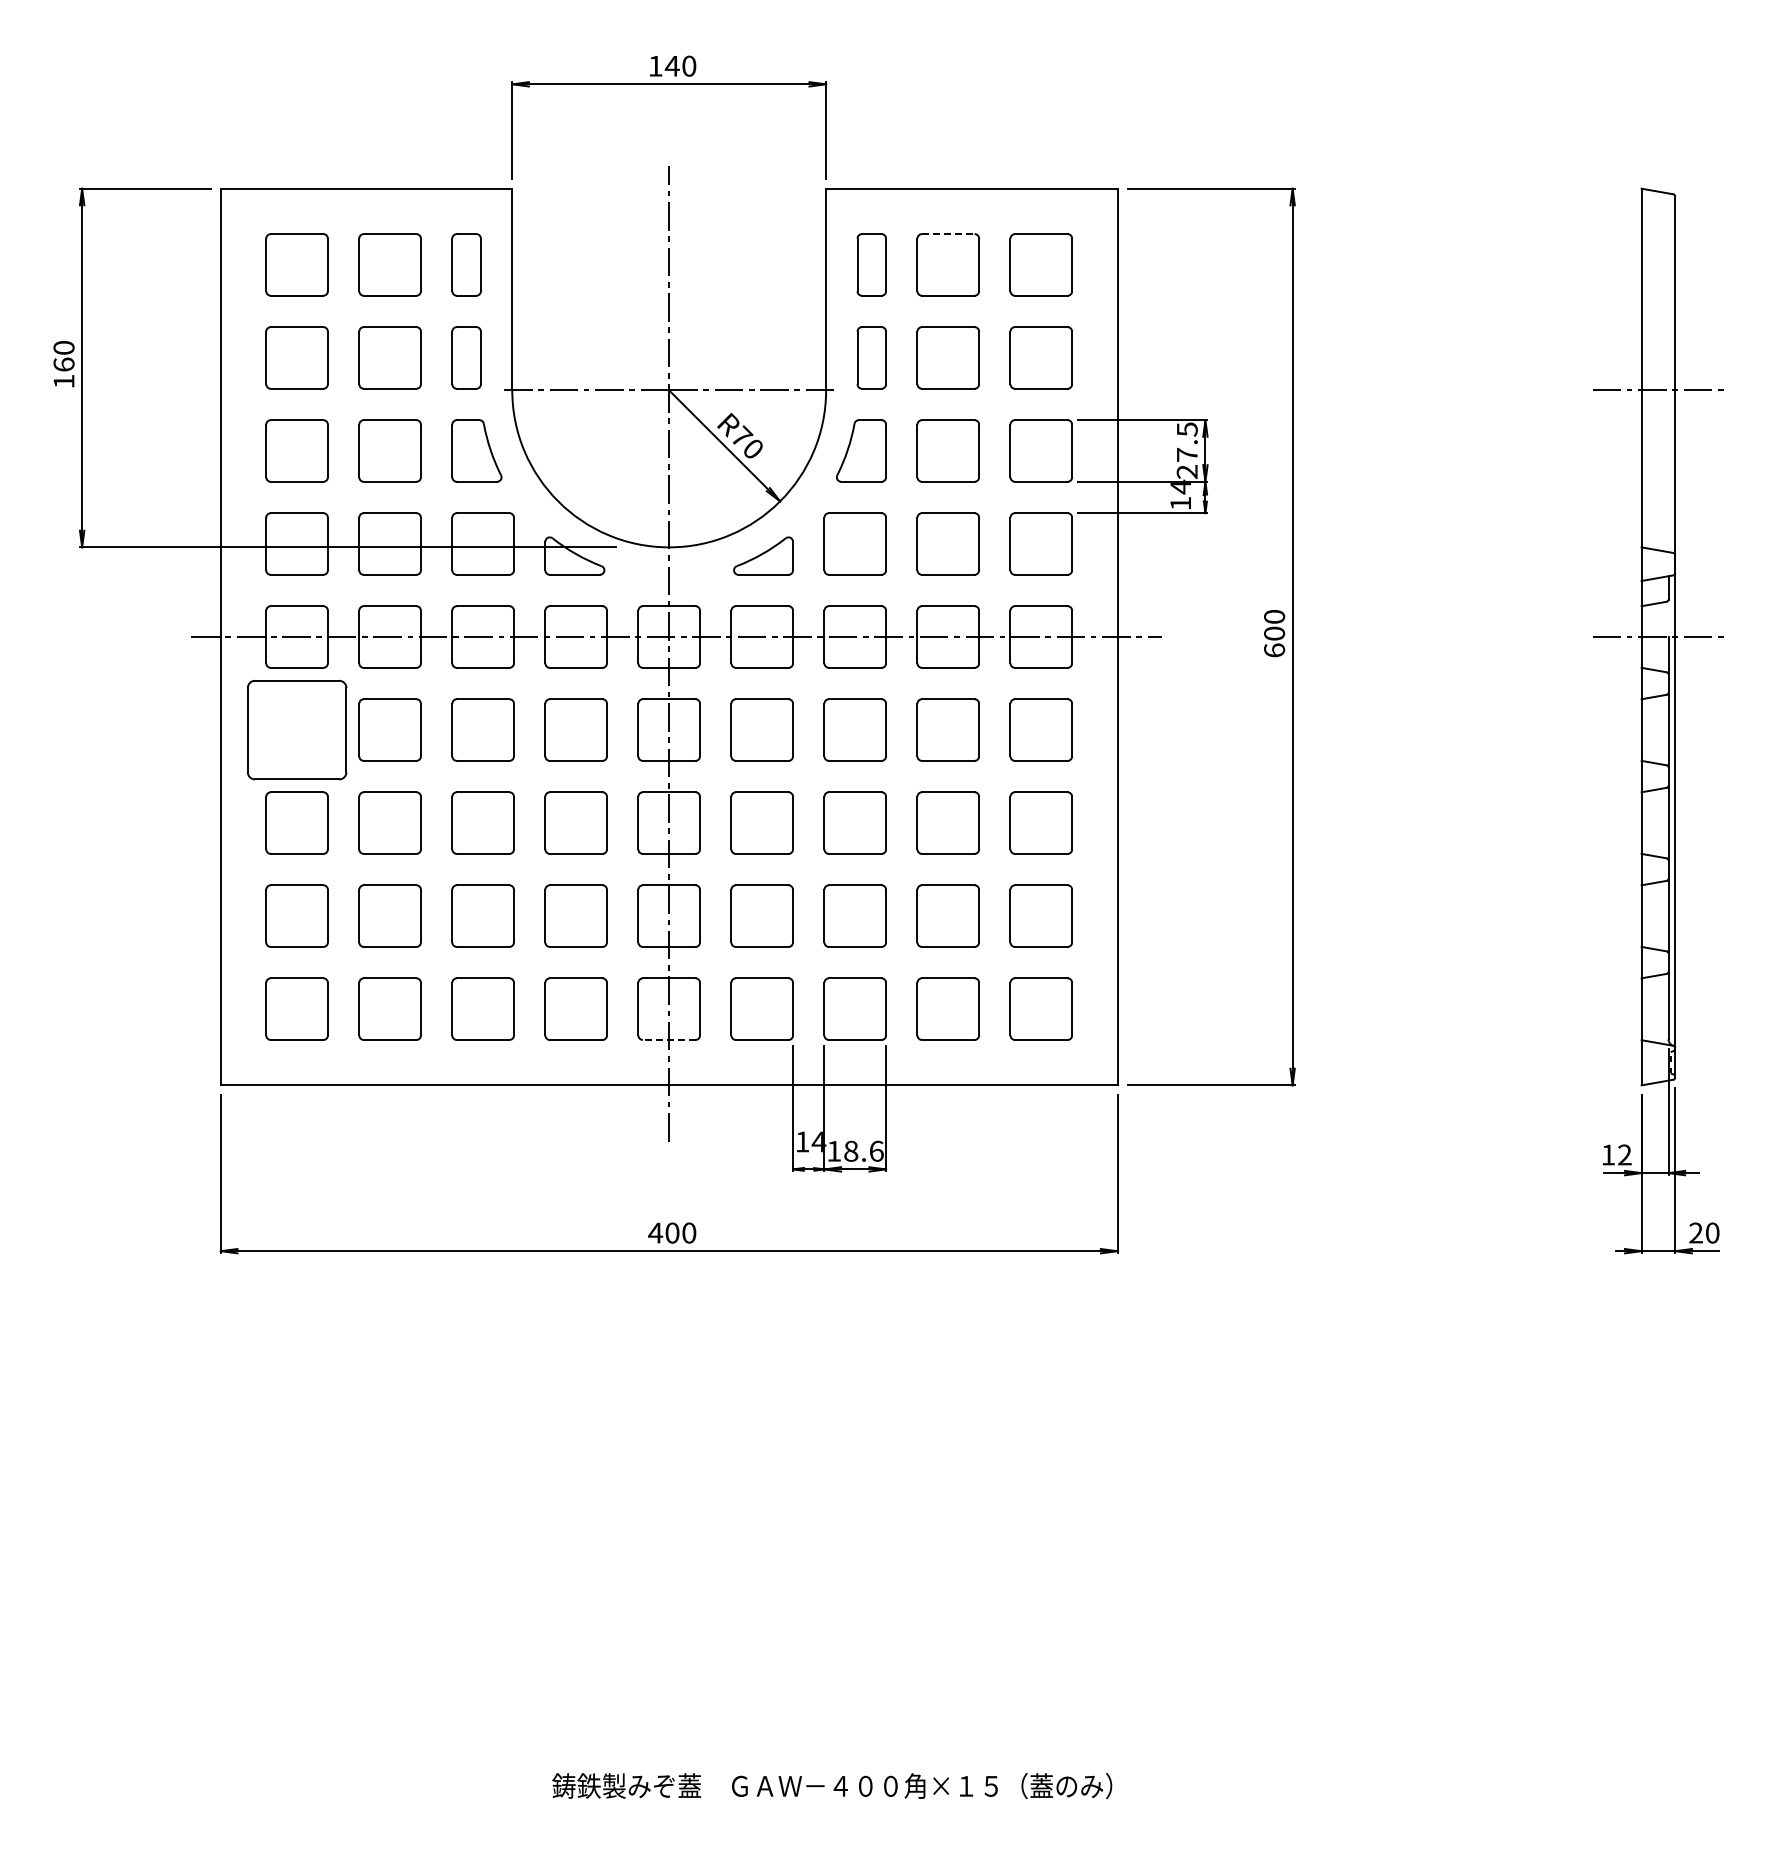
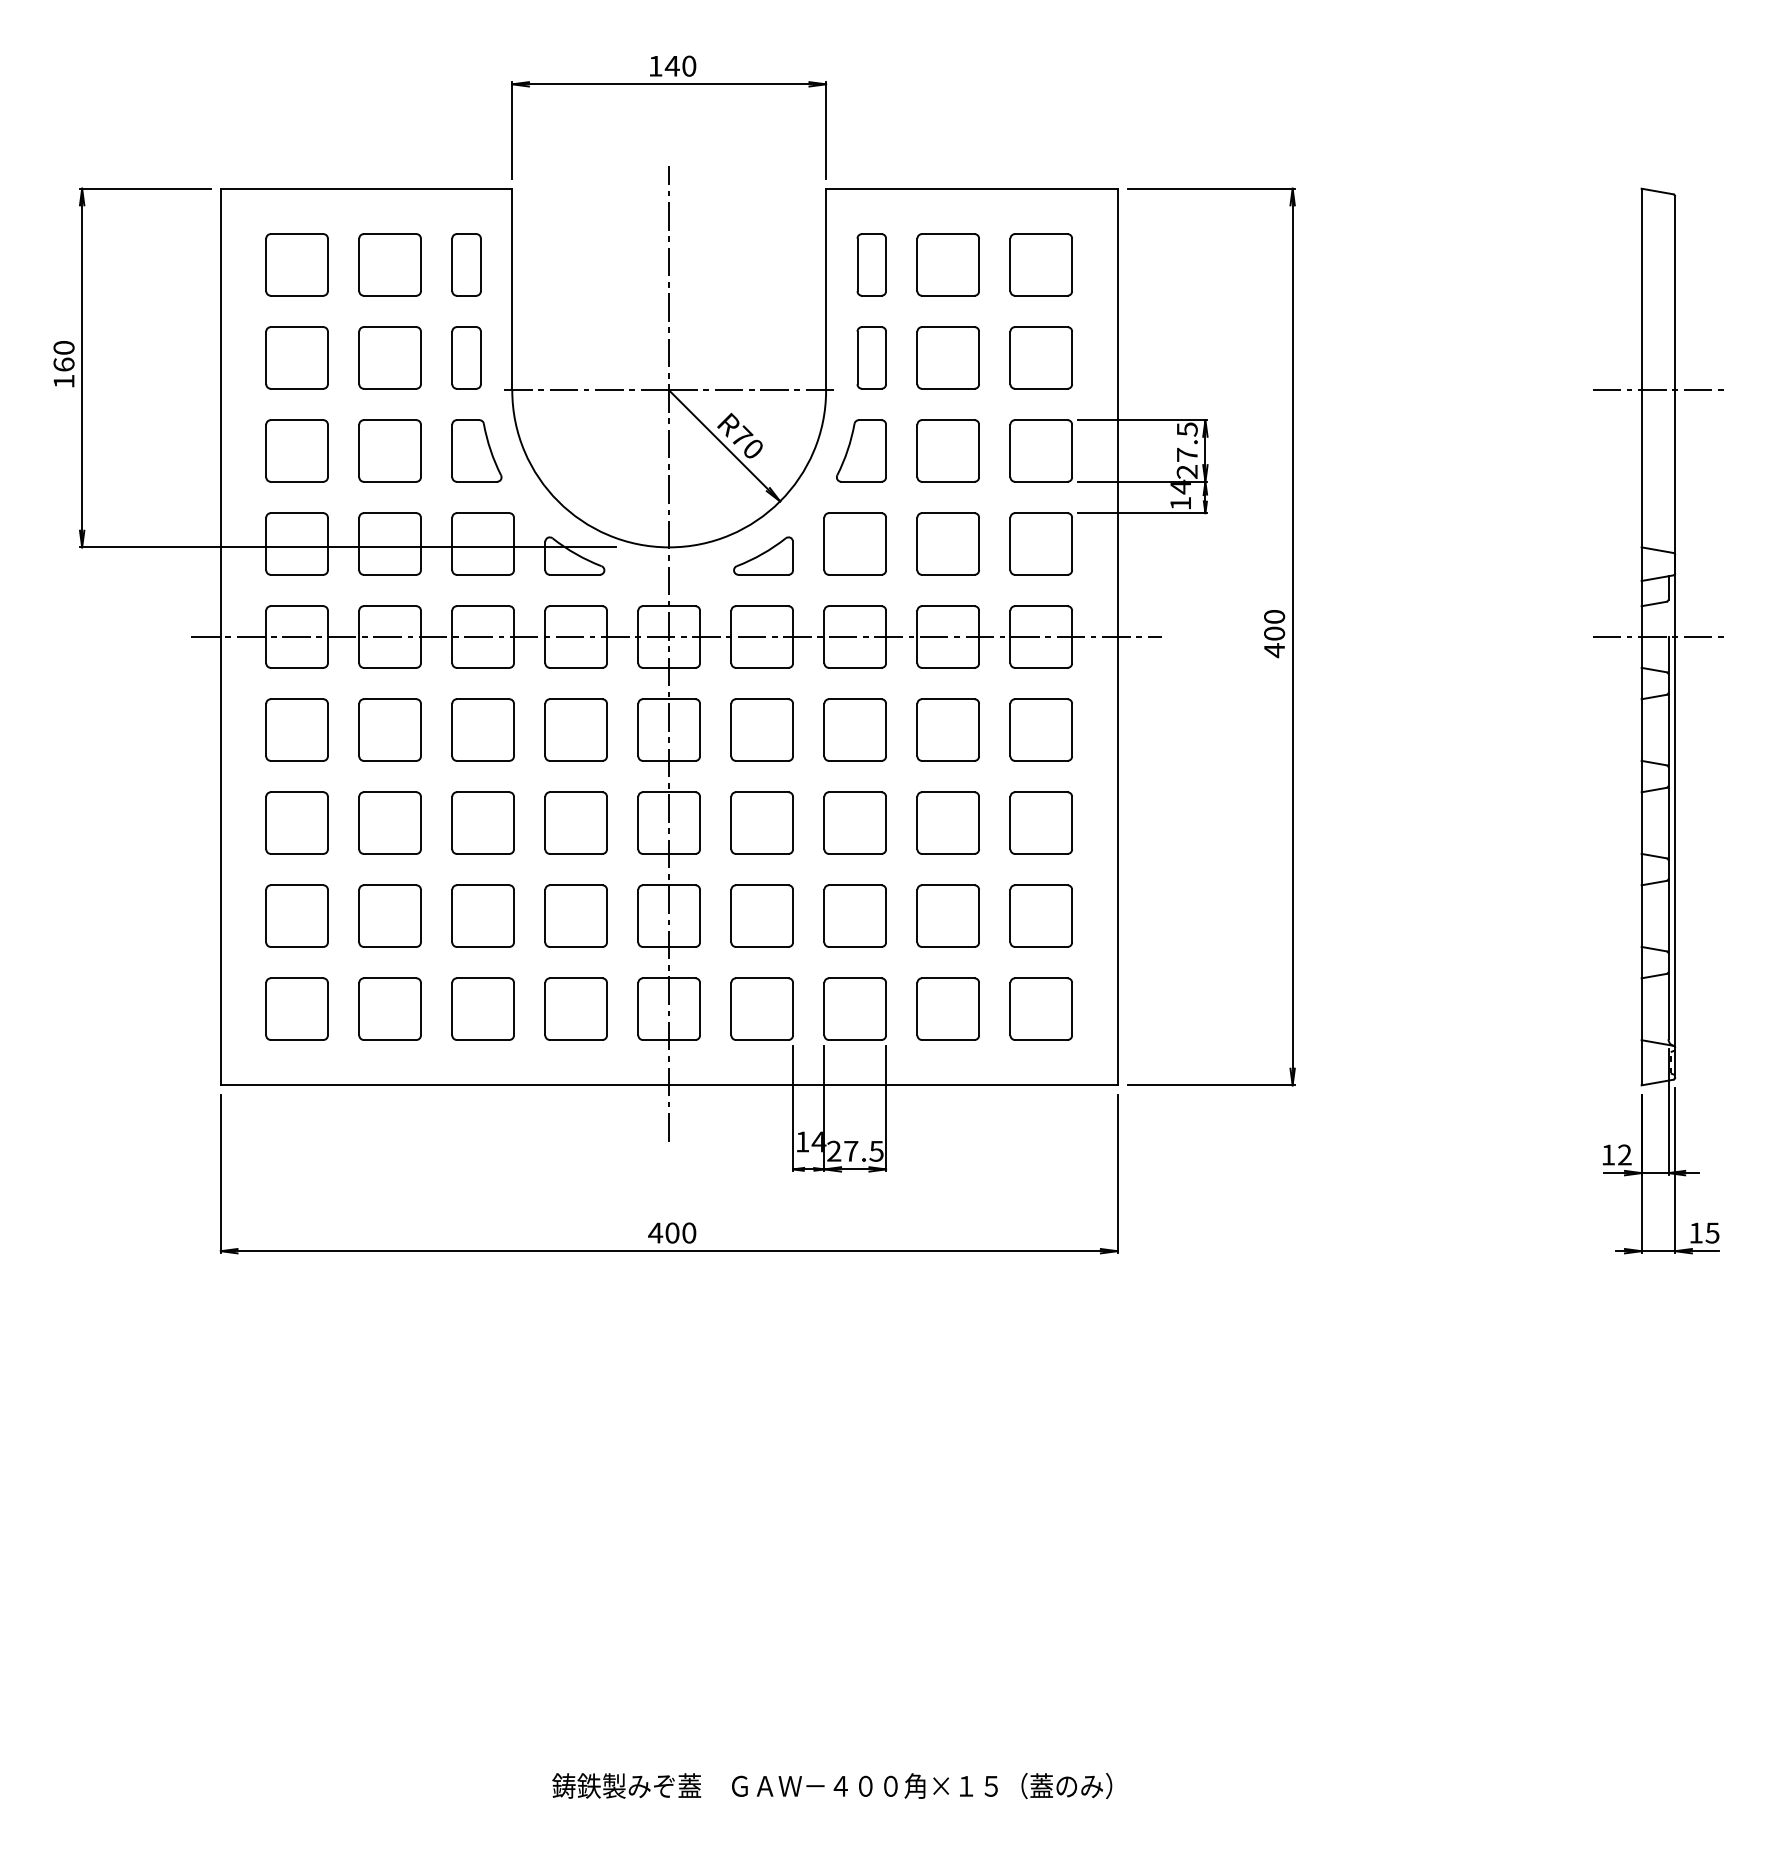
line: dashed -> solid (948, 234)
text: 600 -> 400 (1274, 650)
part size: 101x102 px -> 64x64 px (296, 729)
line: dashed -> solid (668, 1039)
text: 18.6 -> 27.5 (855, 1150)
text: 20 -> 15 (1704, 1232)
